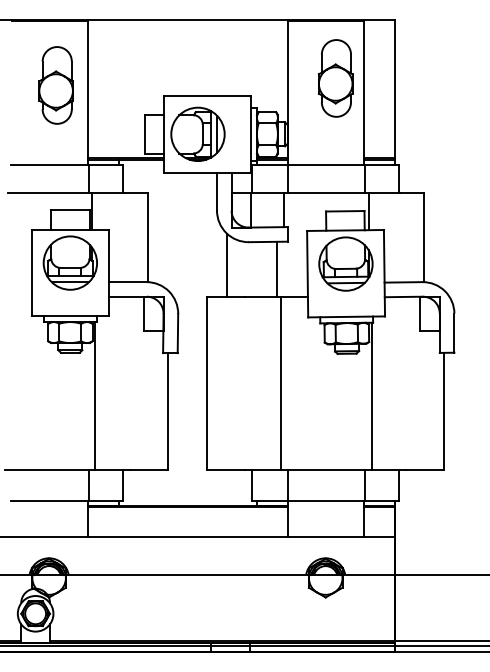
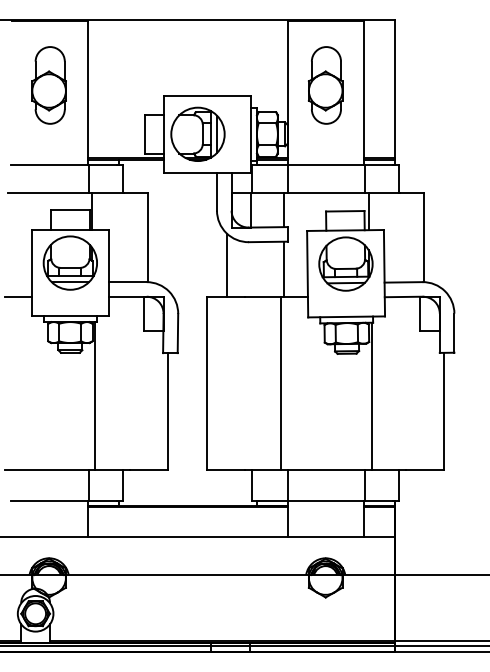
part position: (335, 78) -> (325, 85) (325, 85)
part position: (55, 85) -> (48, 85) (48, 85)
line position: (276, 268) -> (283, 268) (283, 268)
line: none -> present (17, 296)
